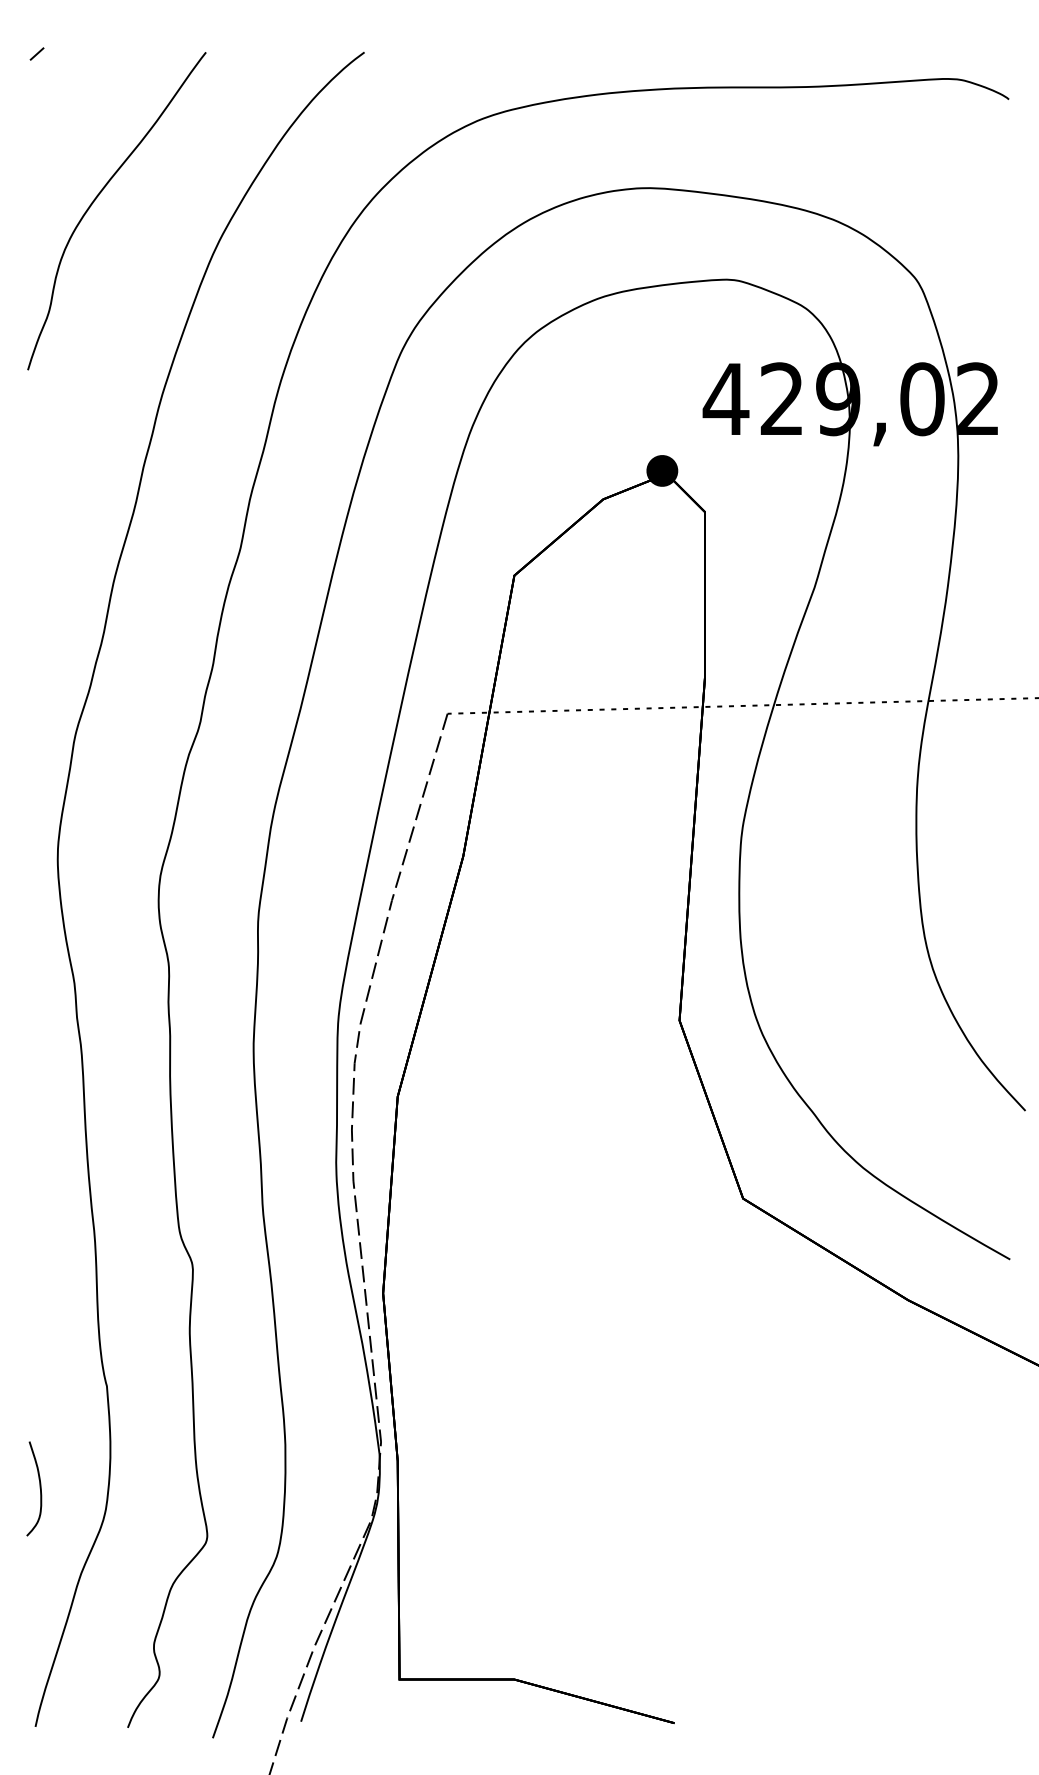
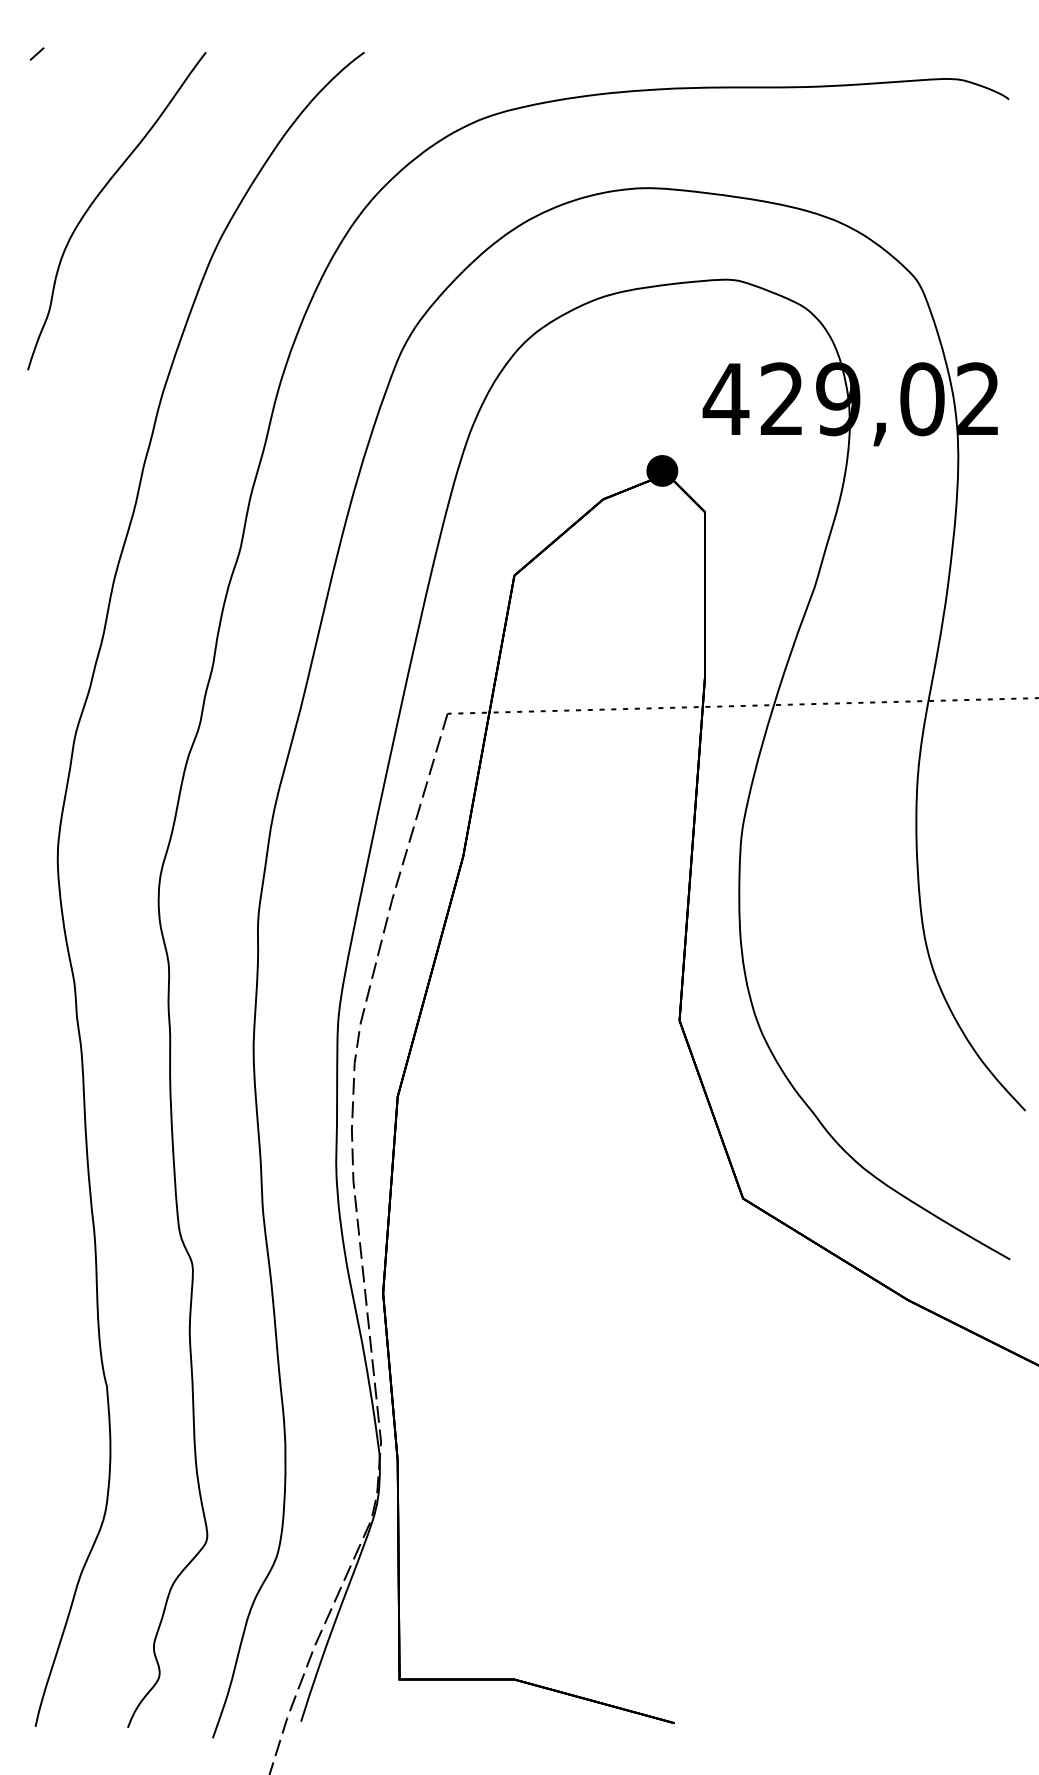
curve: present -> none (39, 1488)
